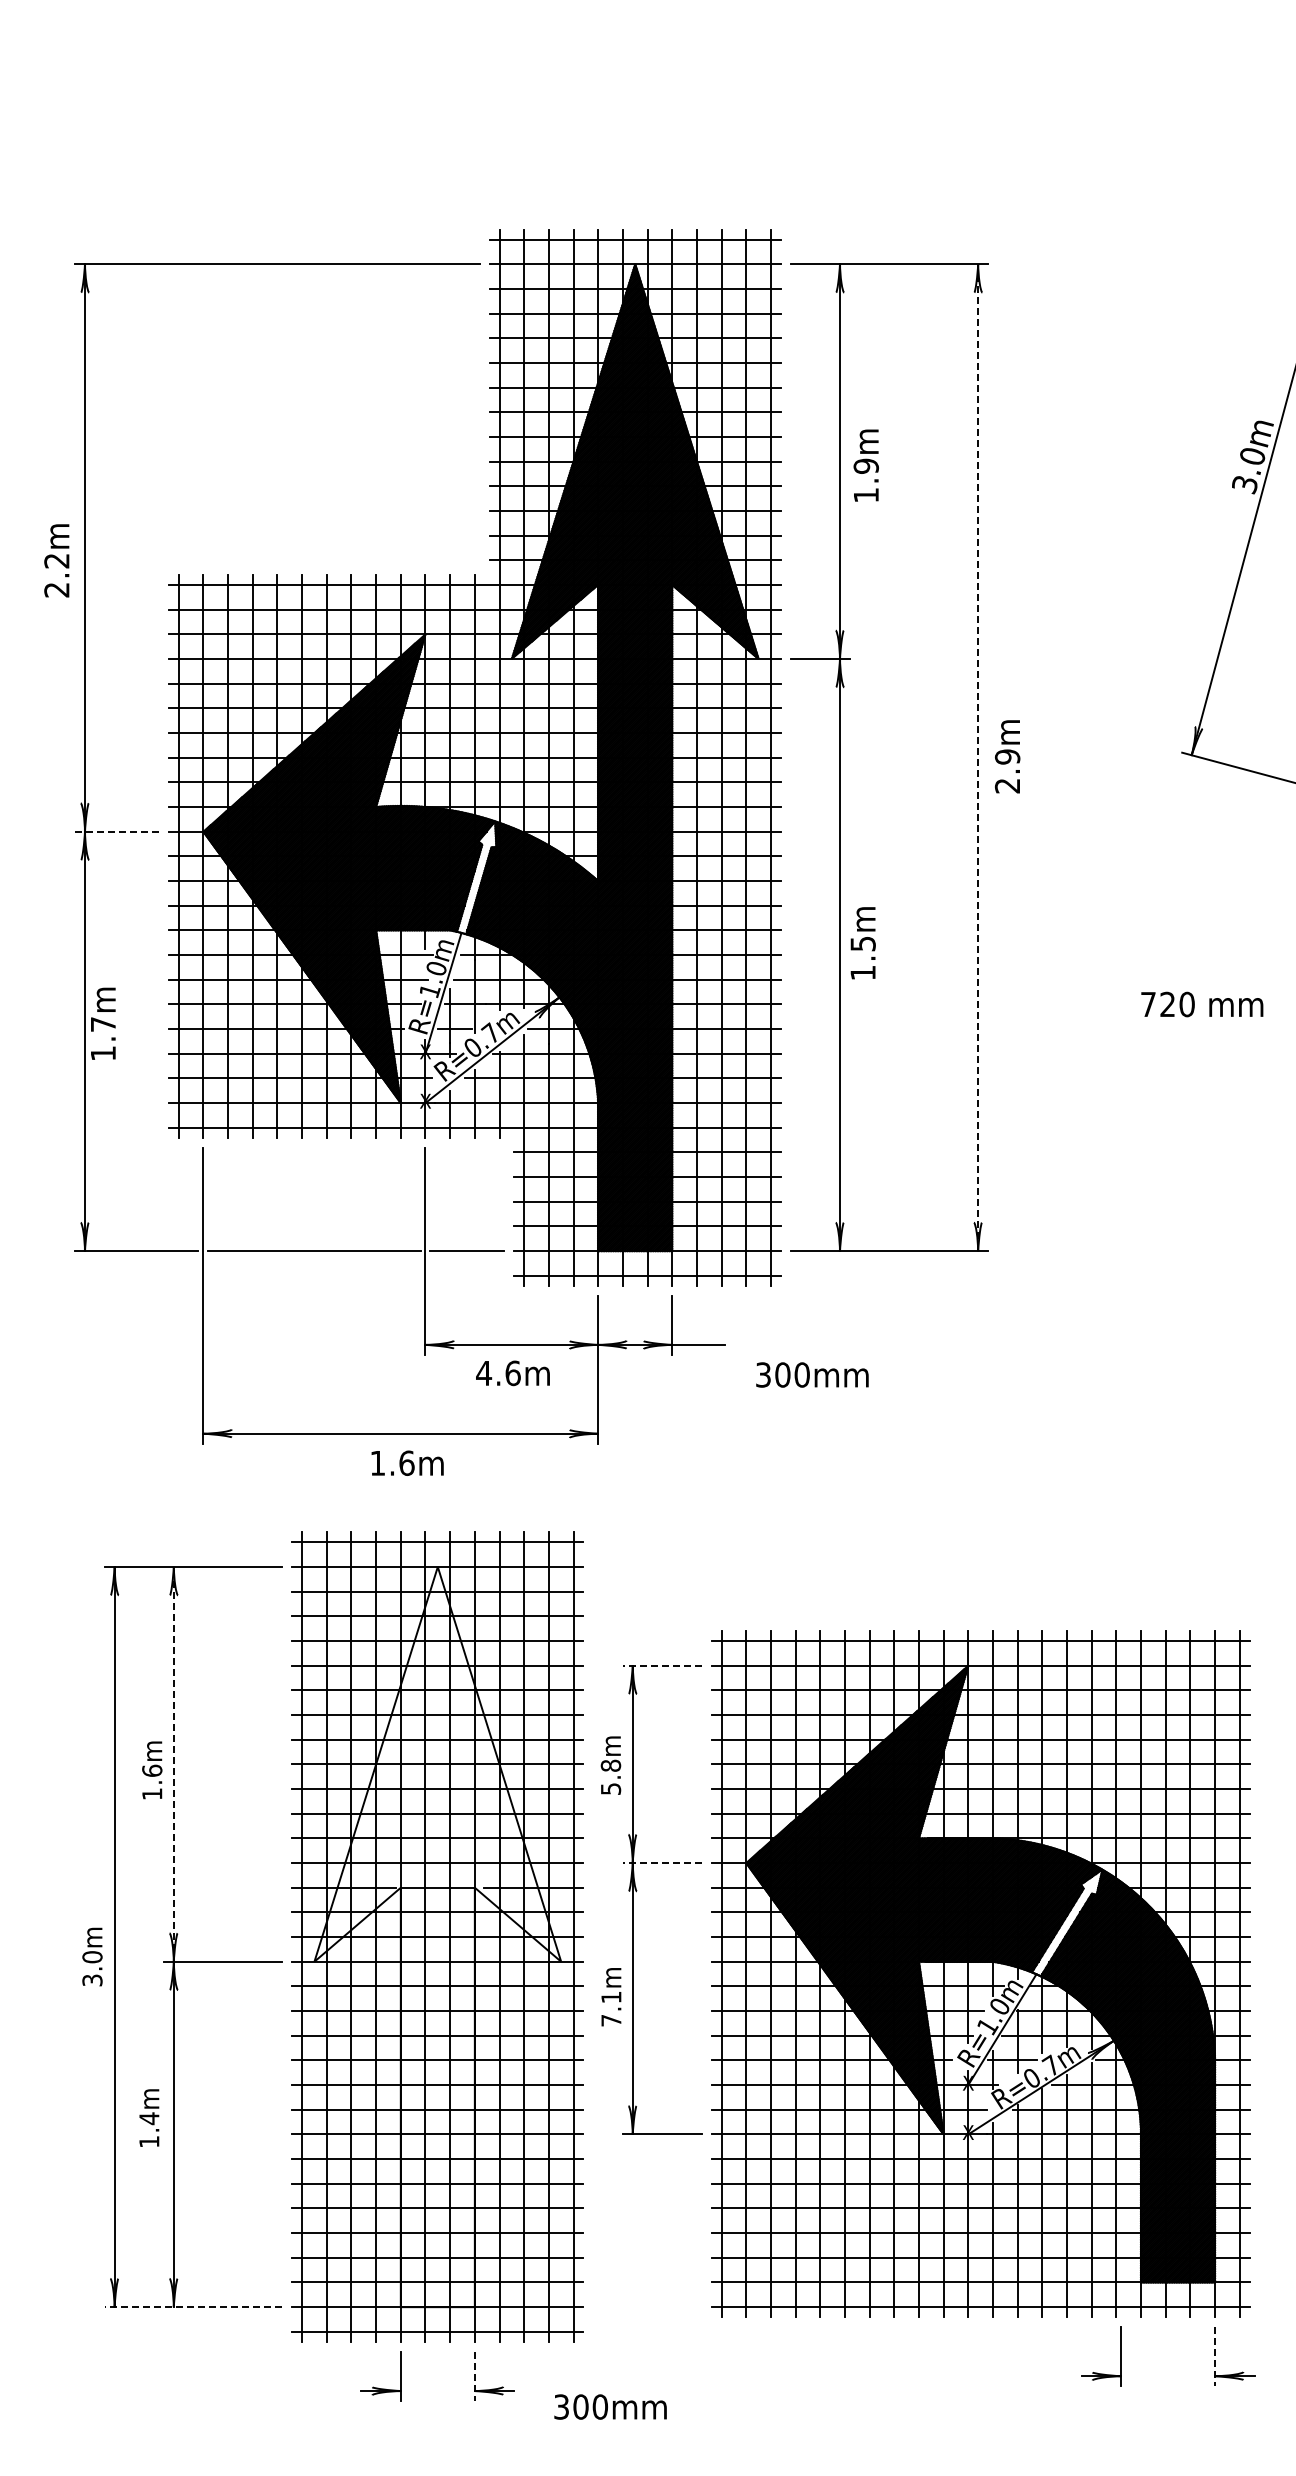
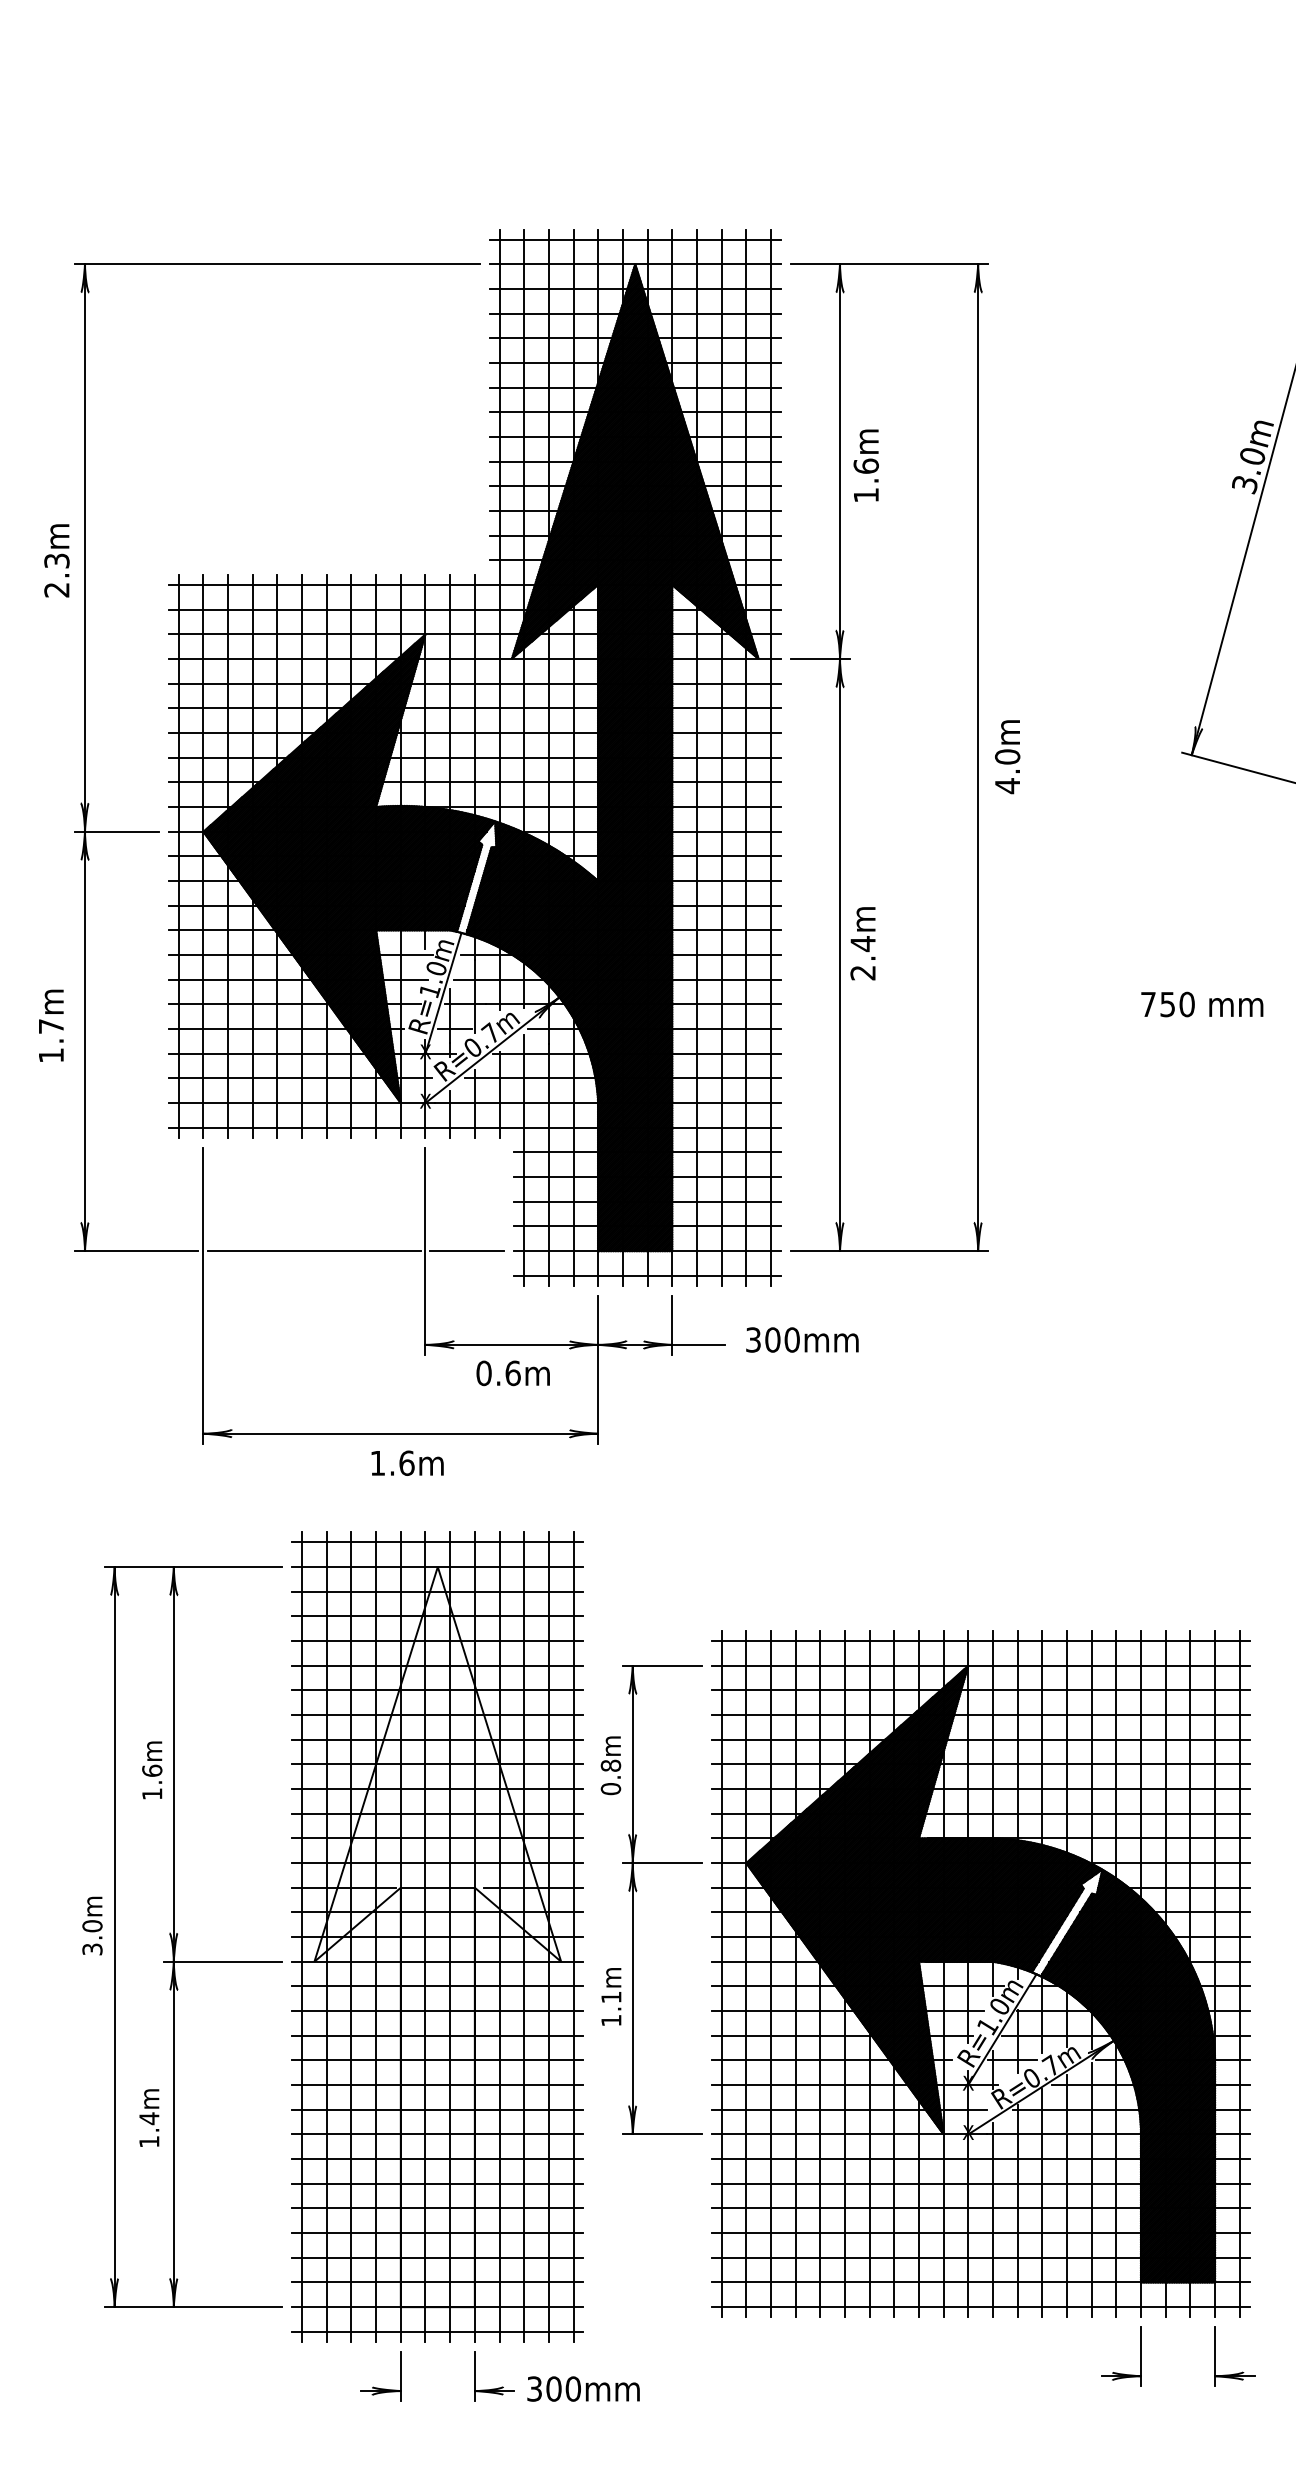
text: 1.9m -> 1.6m (865, 465)
text: 2.2m -> 2.3m (56, 560)
line: dashed -> solid (978, 758)
text: 2.9m -> 4.0m (1007, 771)
line: dashed -> solid (117, 831)
text: 1.5m -> 2.4m (862, 958)
text: 720 -> 750 (1167, 1004)
text position: (103, 1023) -> (51, 1025) (51, 1025)
text: 4.6m -> 0.6m (484, 1373)
text position: (812, 1374) -> (802, 1339) (802, 1339)
line: dashed -> solid (661, 1665)
line: dashed -> solid (173, 1763)
text: 5.8m -> 0.8m (610, 1789)
line: dashed -> solid (661, 1863)
text position: (92, 1956) -> (92, 1925) (92, 1925)
text: 7.1m -> 1.1m (611, 2020)
line: dashed -> solid (193, 2307)
line: dashed -> solid (1215, 2356)
part position: (1097, 2372) -> (1117, 2372) (1117, 2372)
line: dashed -> solid (474, 2376)
text position: (610, 2406) -> (583, 2388) (583, 2388)
